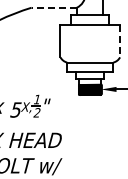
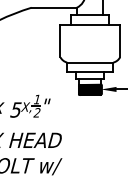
line: dashed -> solid (54, 7)
line: dashed -> solid (120, 41)
